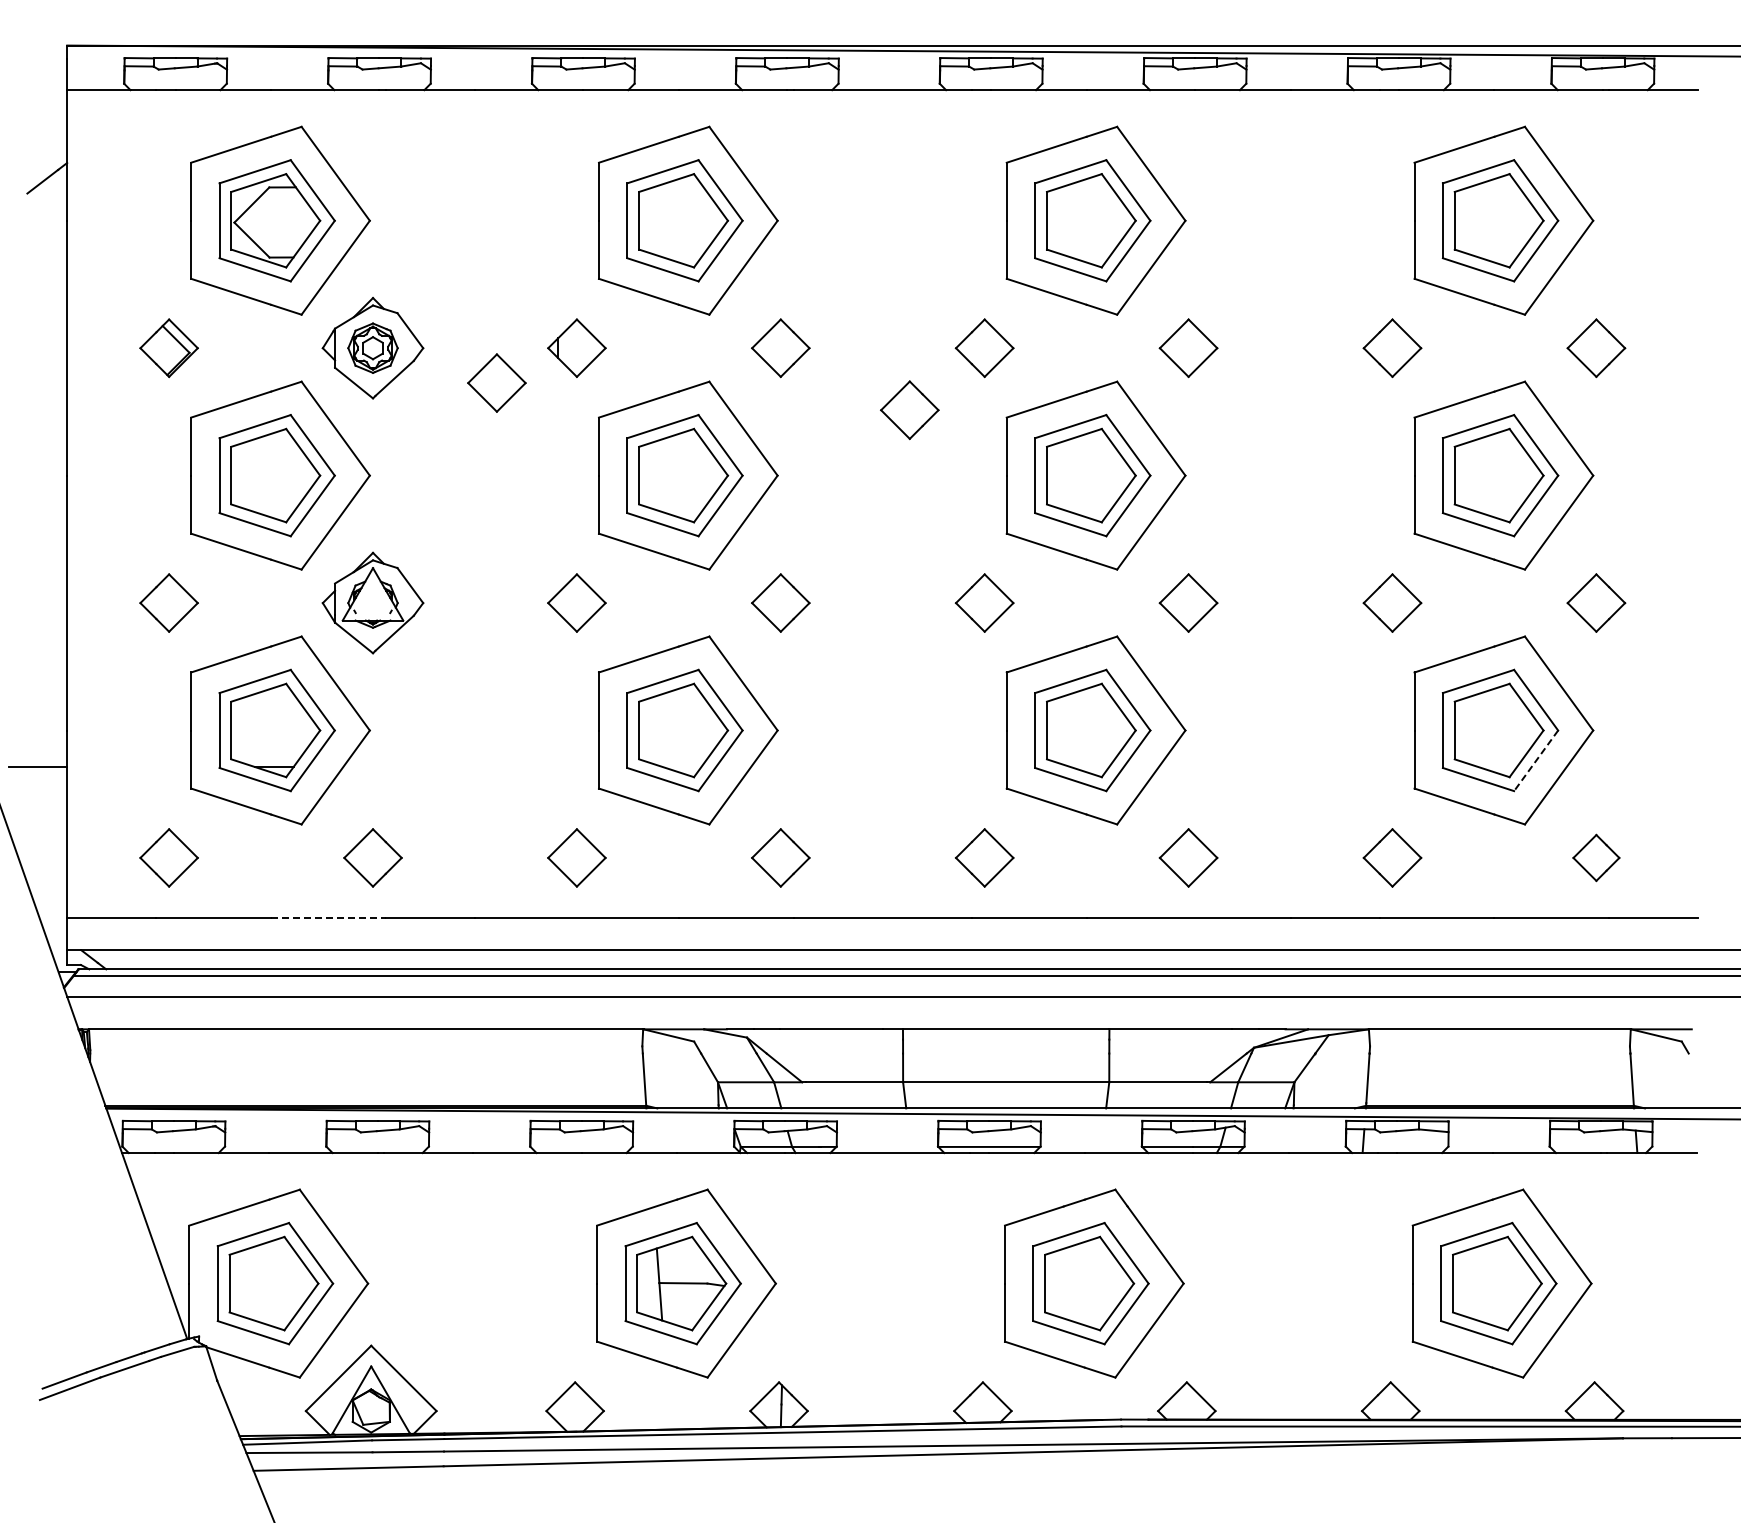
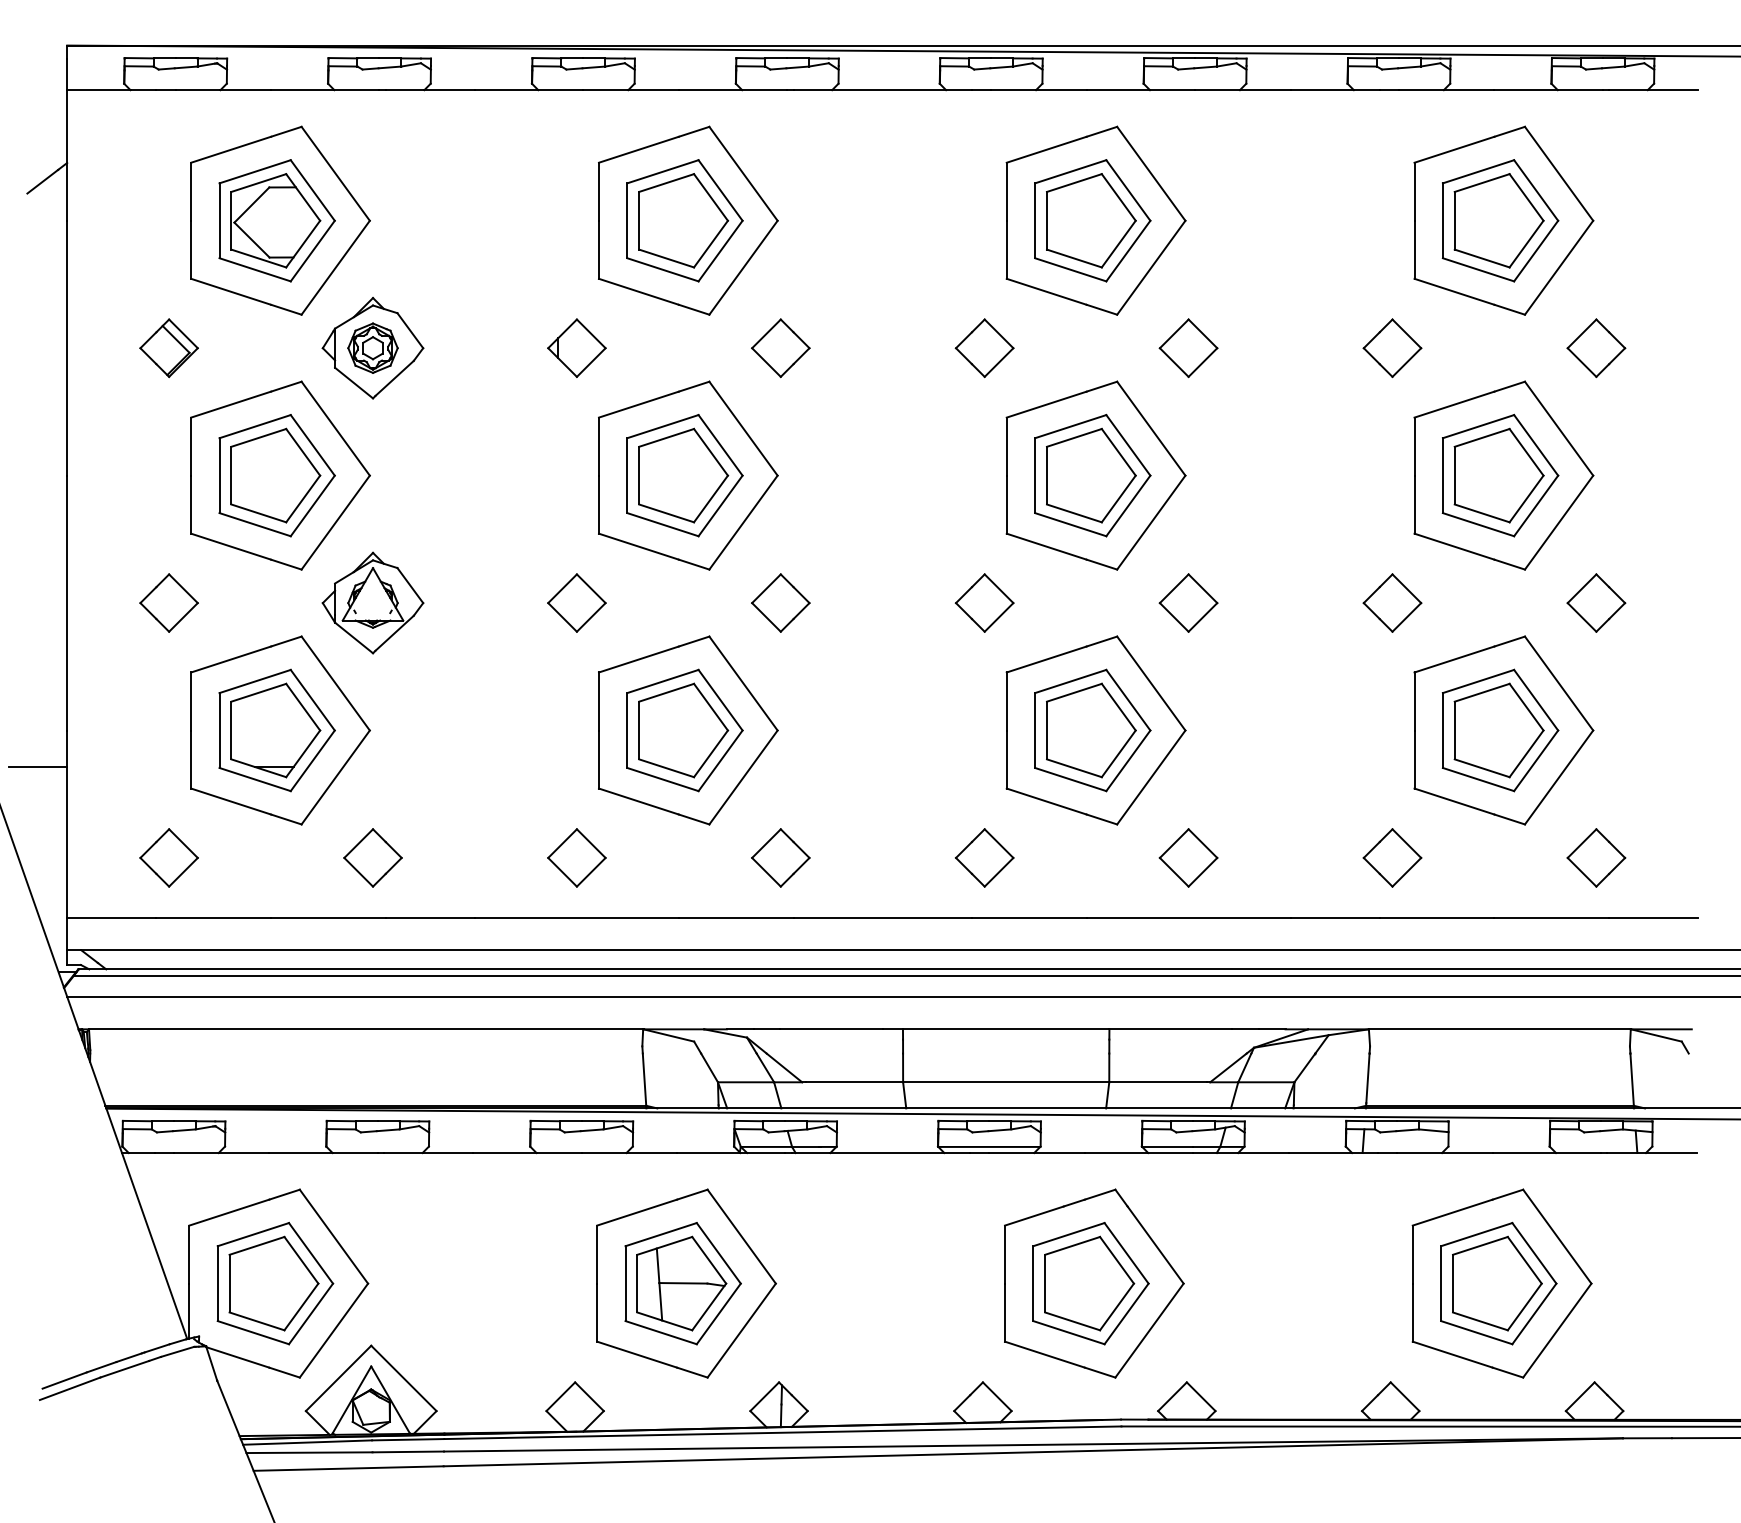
part: present -> none (496, 382)
part: present -> none (909, 410)
line: dashed -> solid (1535, 761)
part size: 49x50 px -> 61x60 px (1596, 857)
line: dashed -> solid (328, 918)
